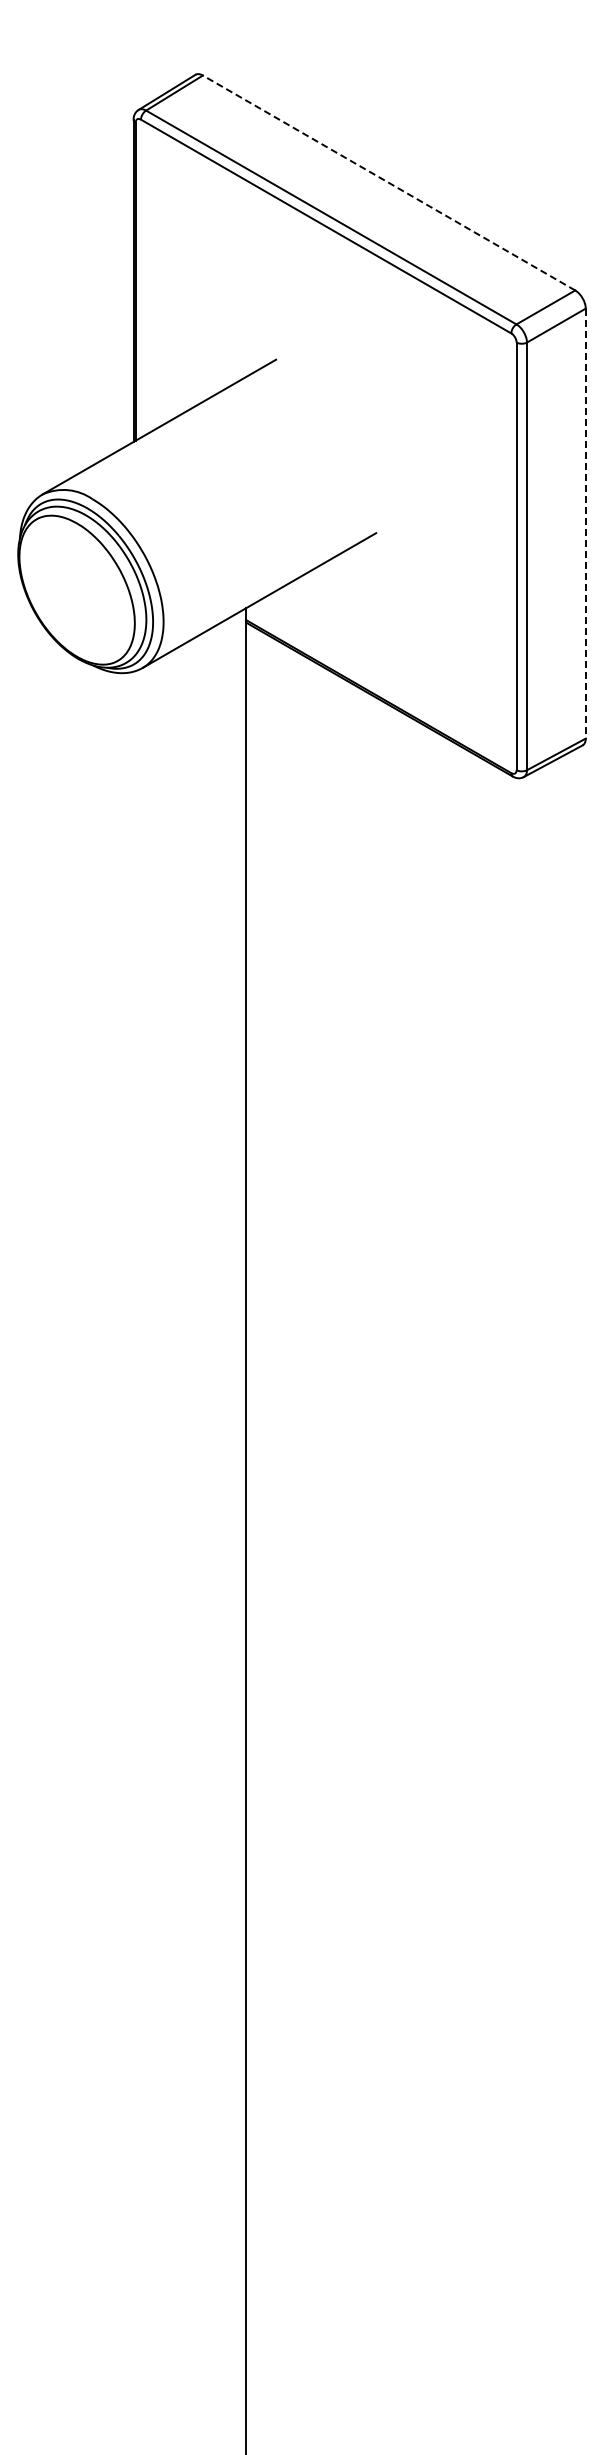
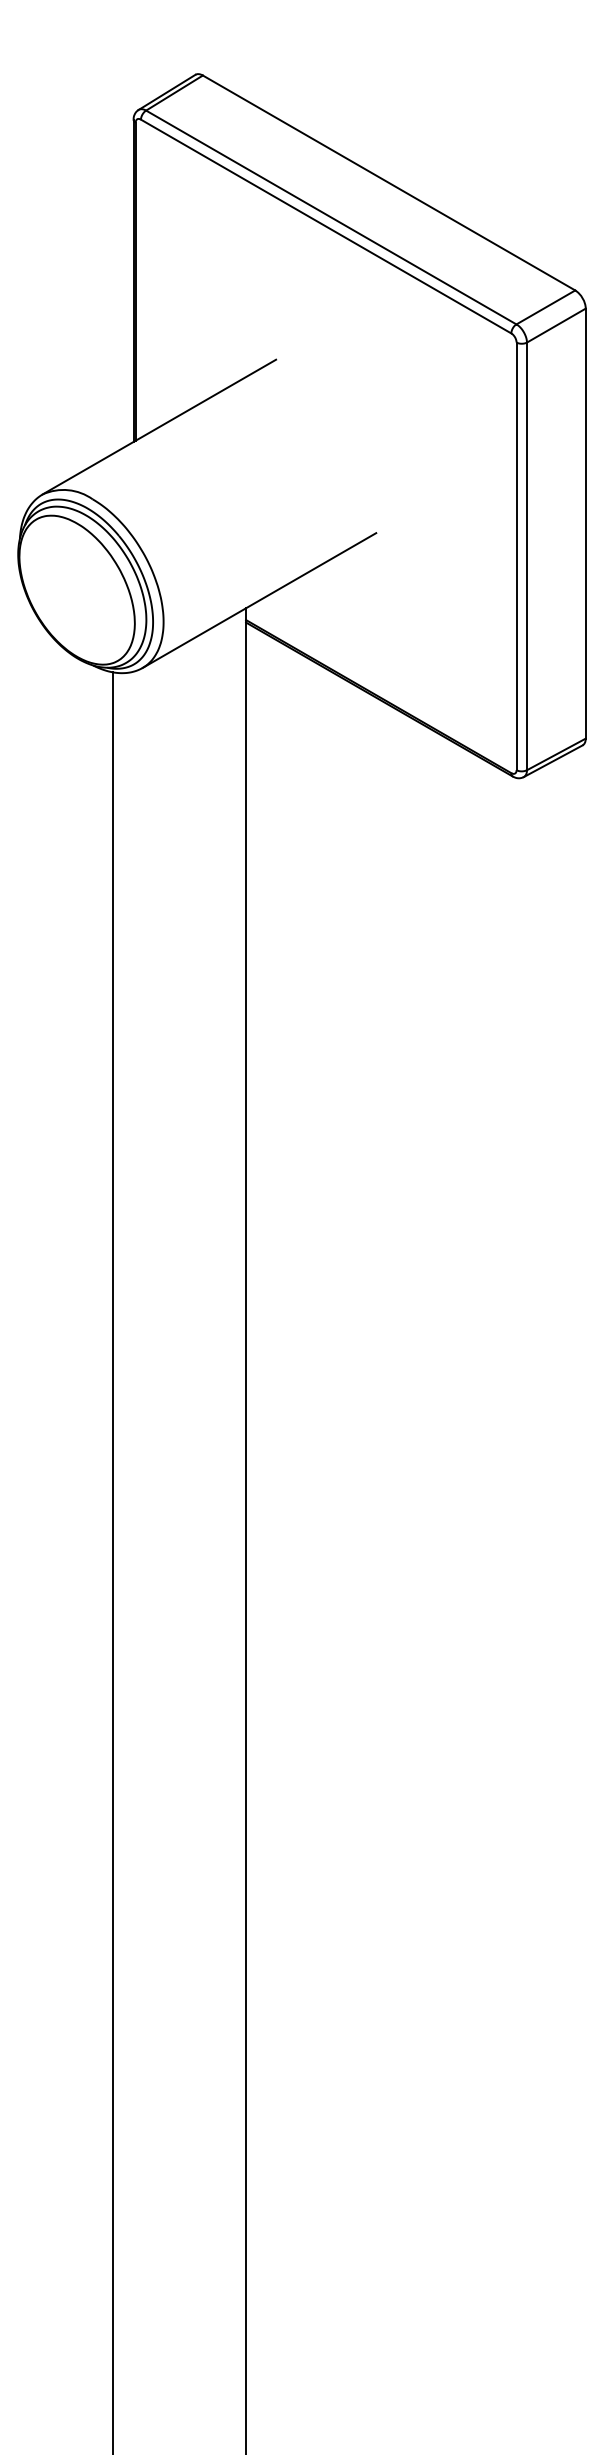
line: dashed -> solid (389, 182)
line: dashed -> solid (585, 524)
line: none -> present (112, 1561)
